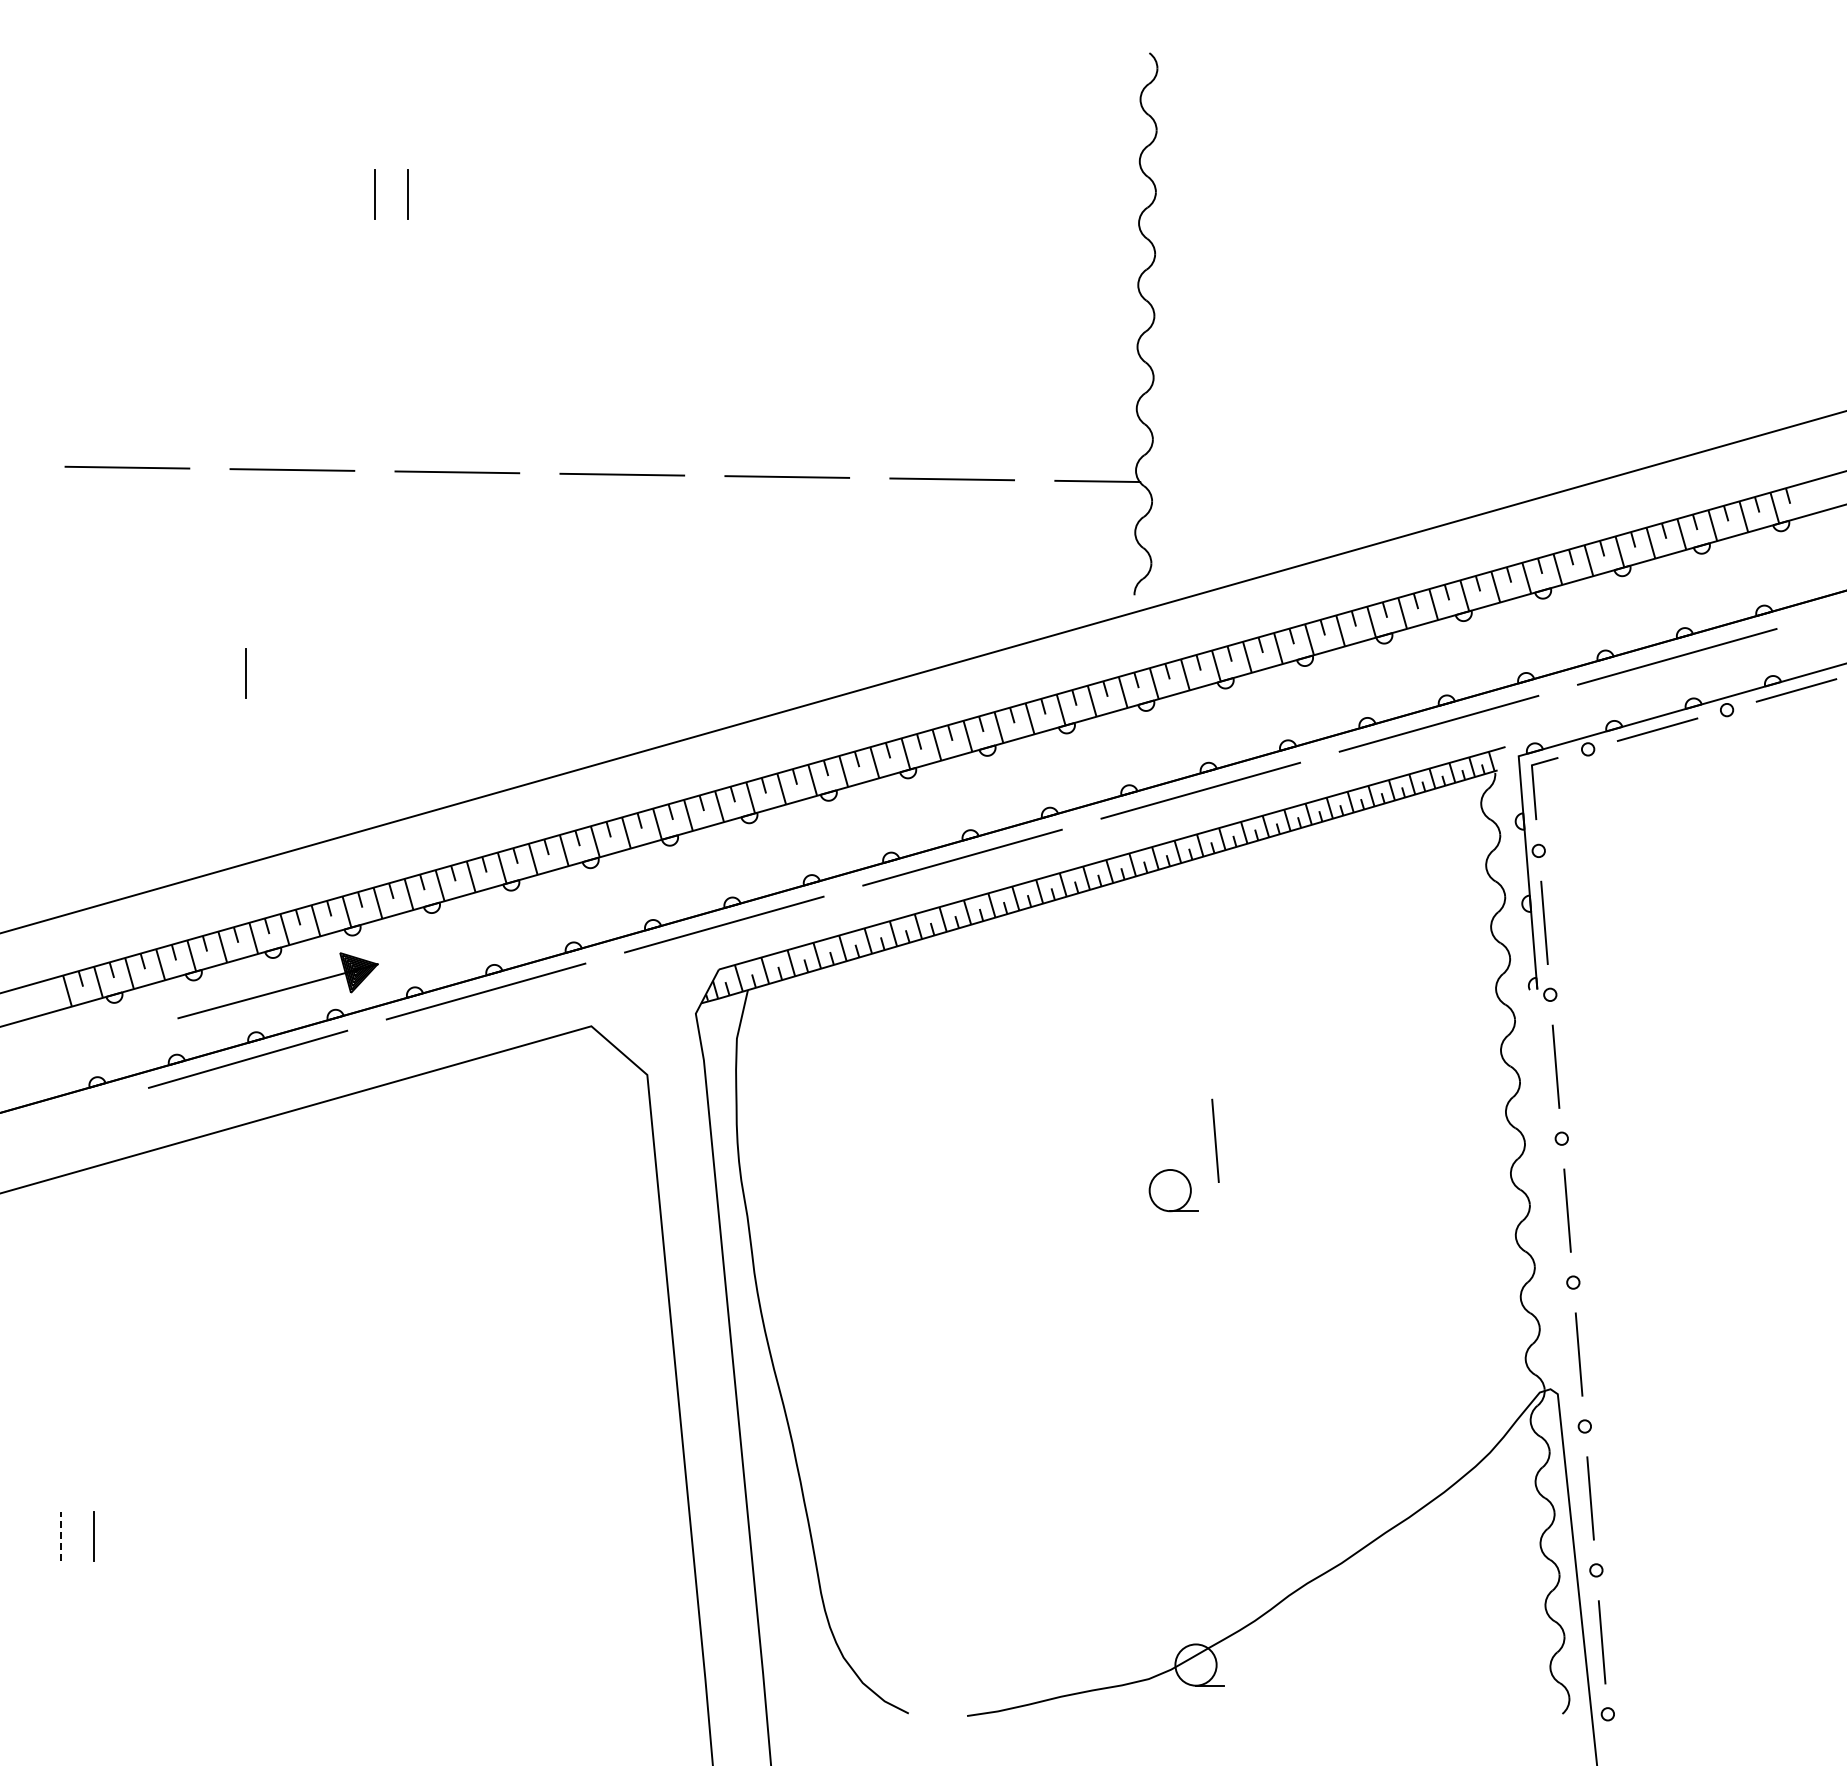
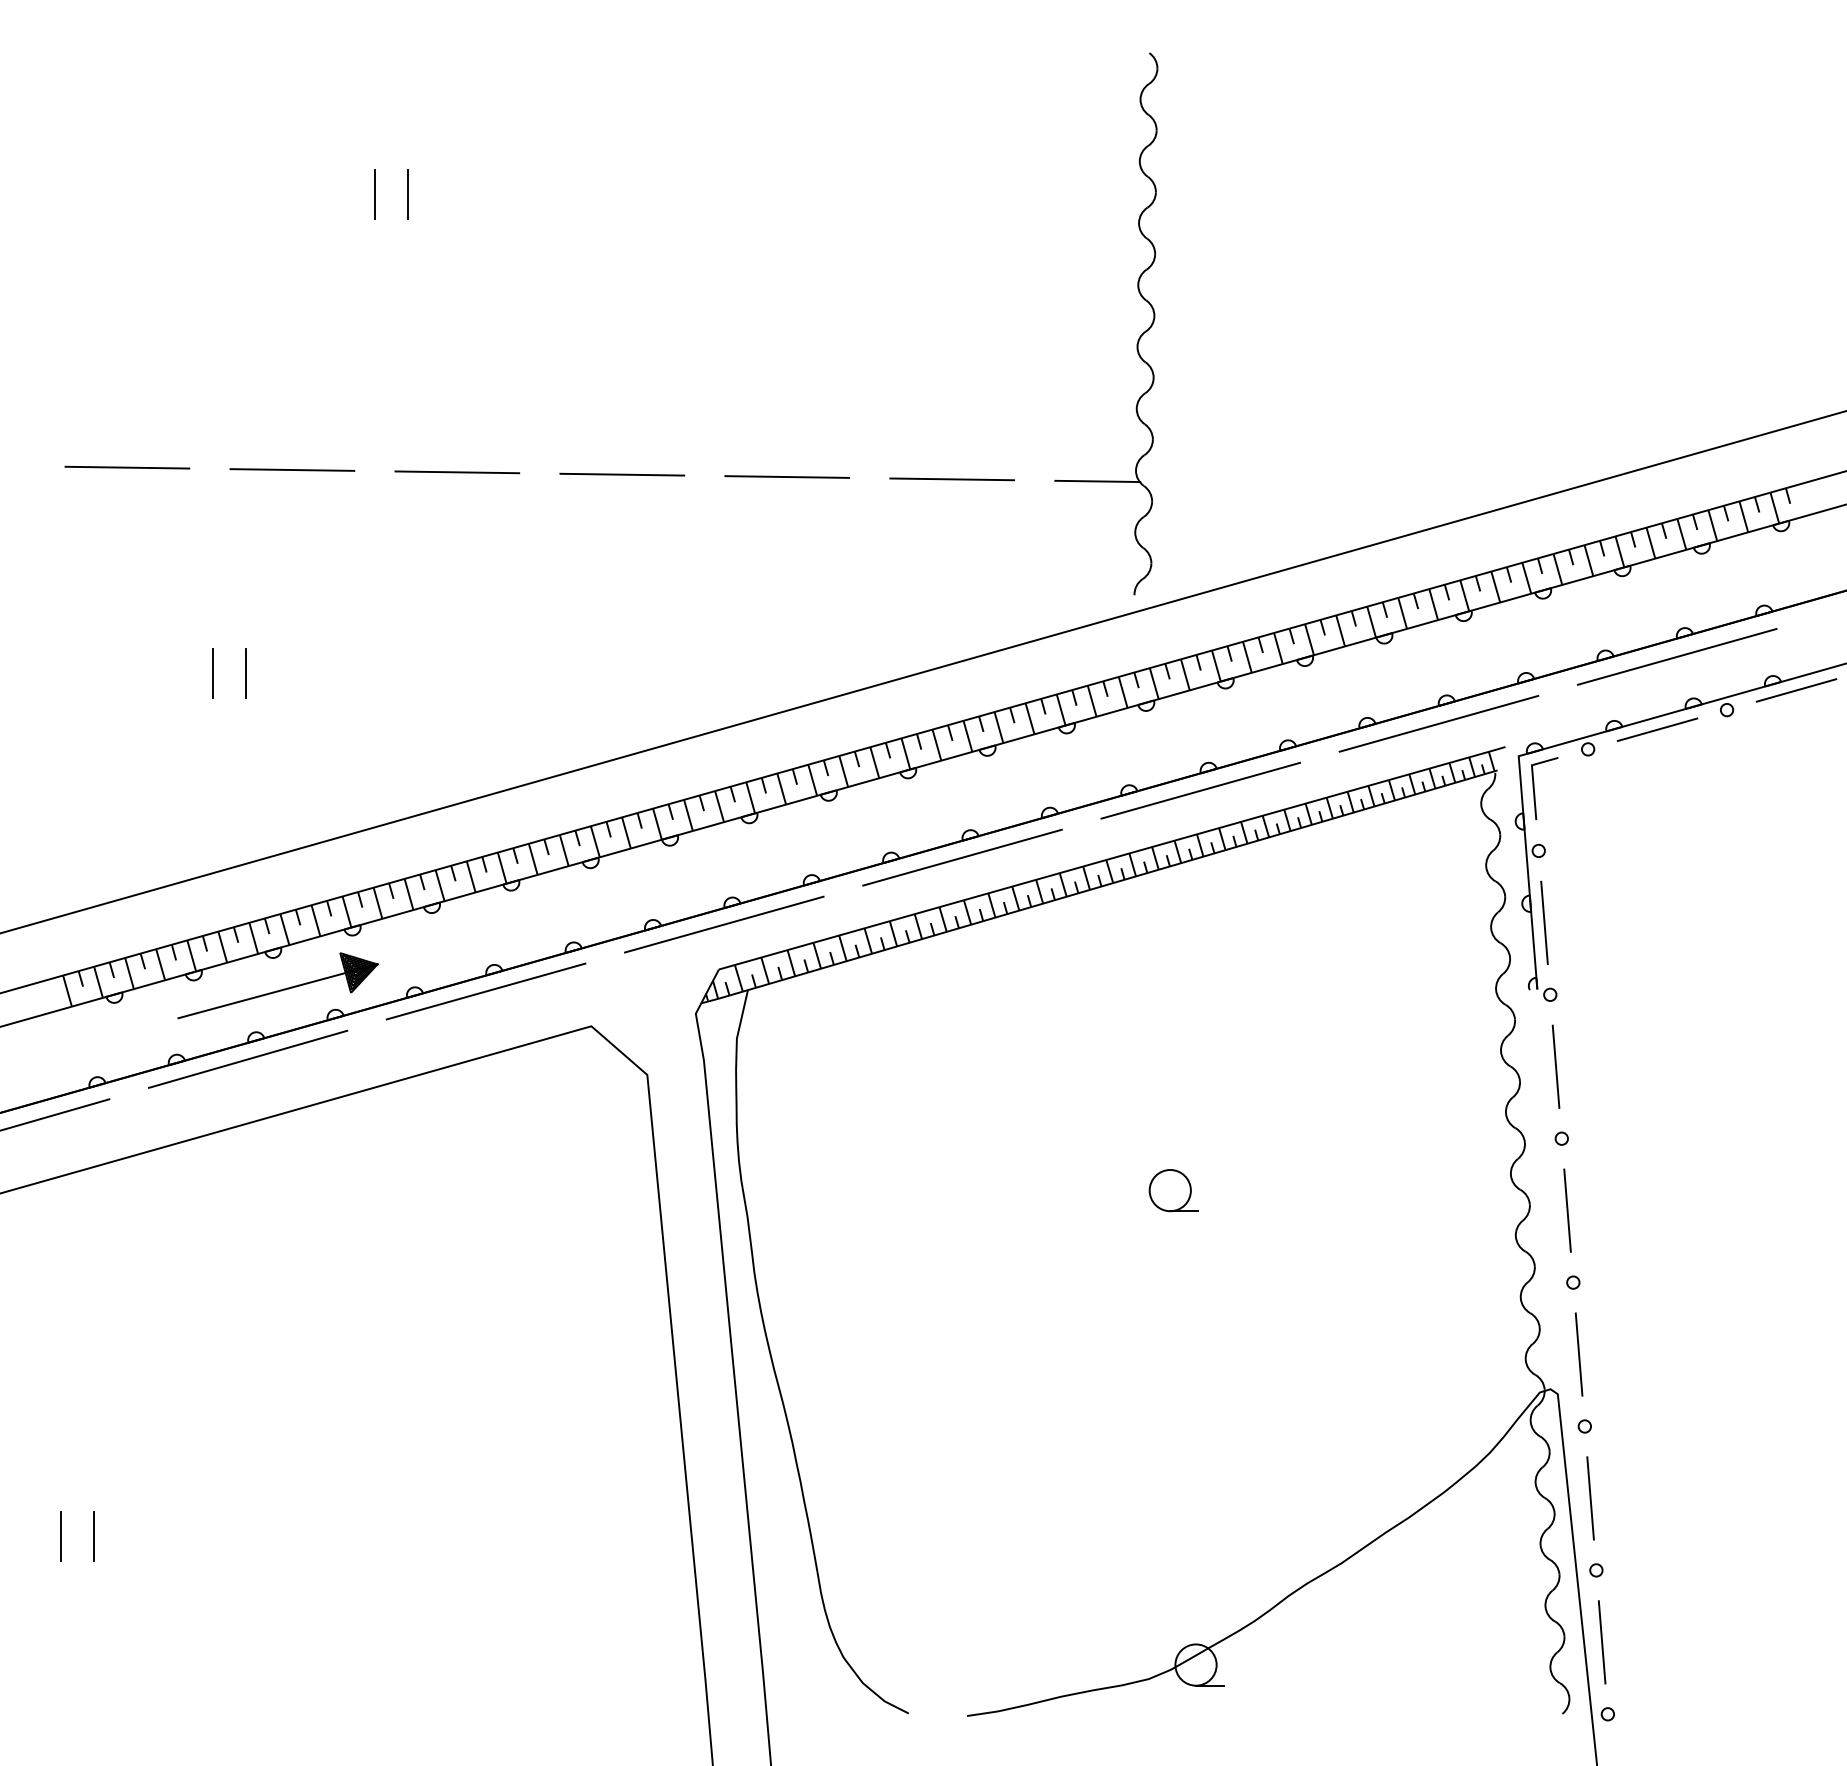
line: none -> present (213, 673)
line: none -> present (55, 1114)
line: present -> none (1215, 1140)
line: dashed -> solid (61, 1536)
